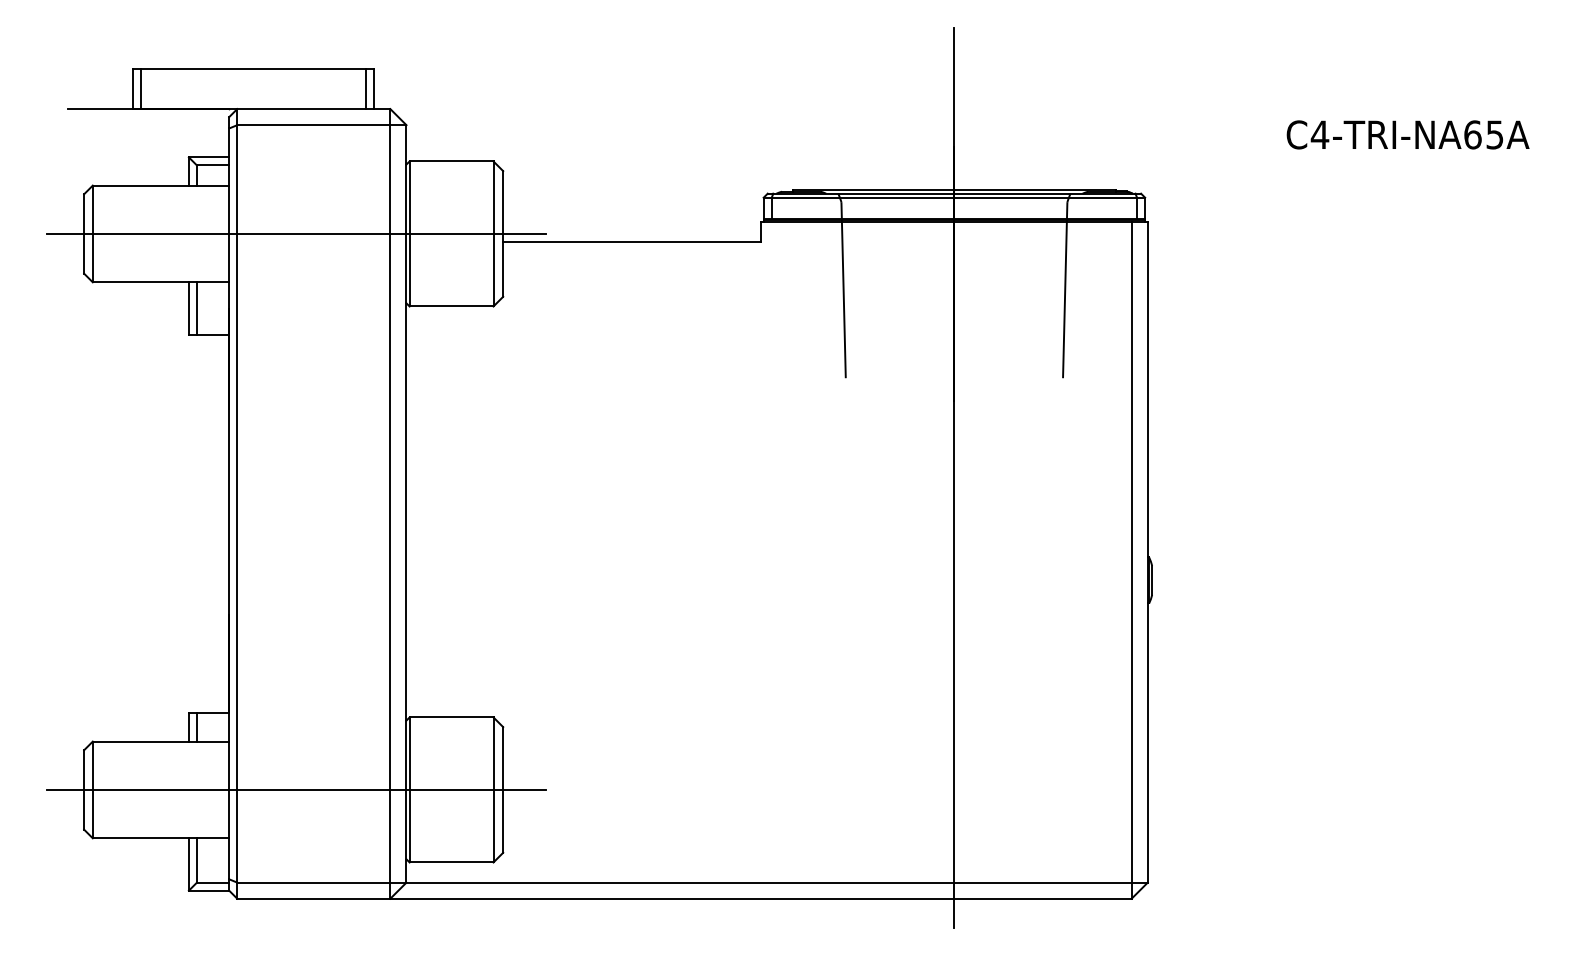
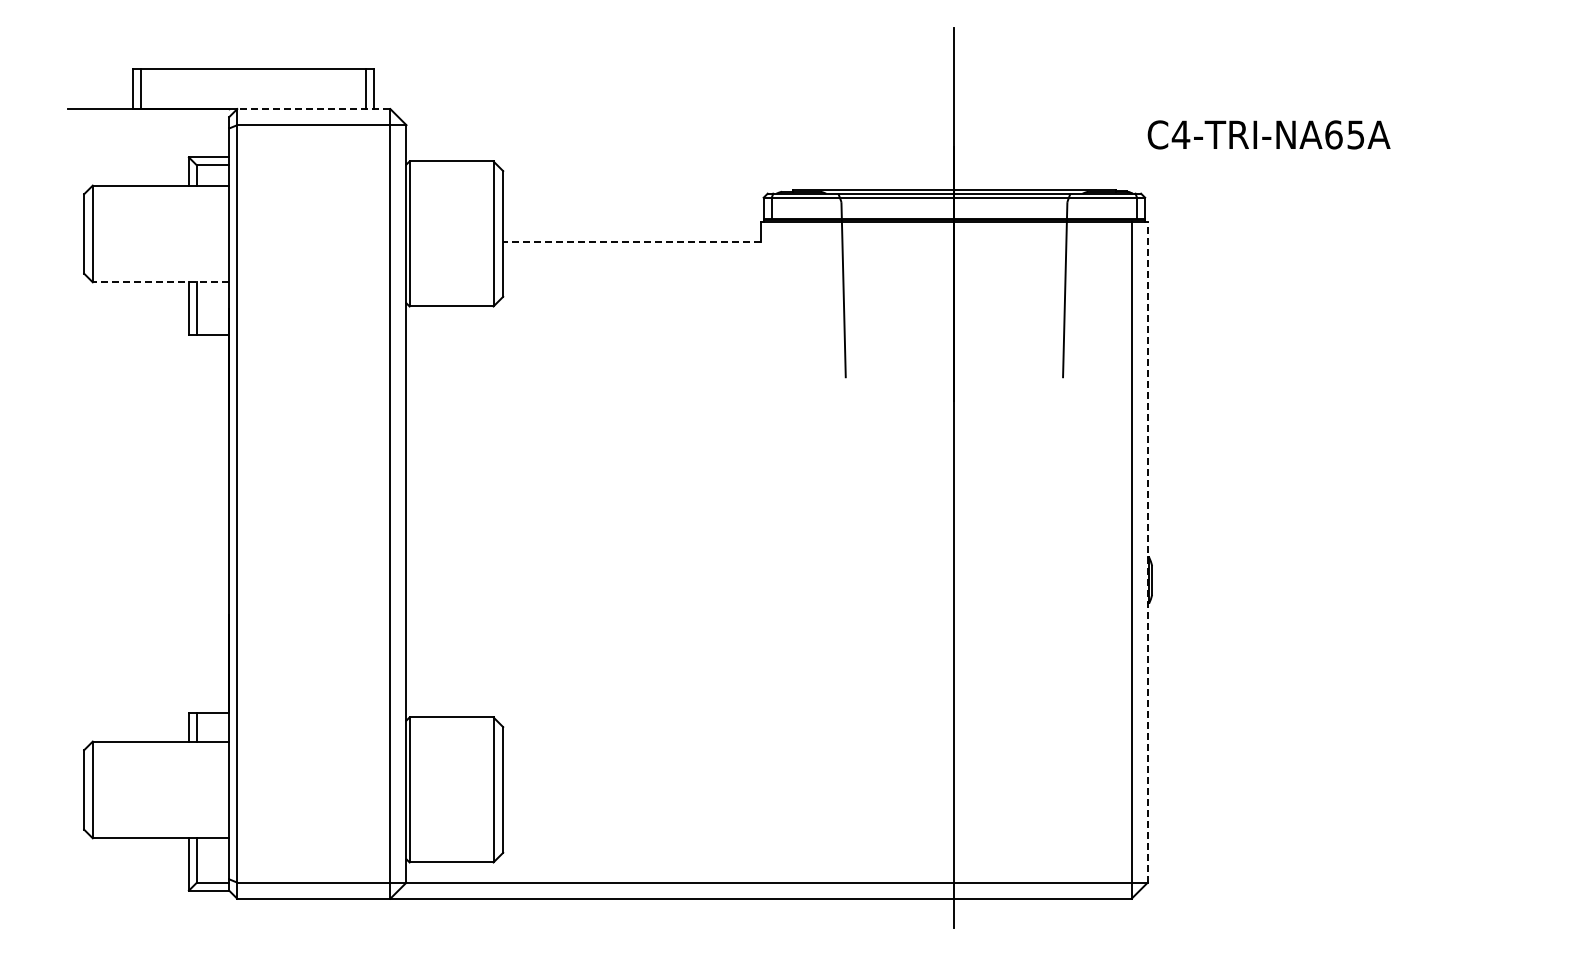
line: solid -> dashed (313, 109)
text position: (1407, 134) -> (1268, 134) (1268, 134)
line: present -> none (296, 233)
line: solid -> dashed (632, 242)
line: solid -> dashed (160, 282)
line: solid -> dashed (1147, 551)
line: present -> none (296, 789)
